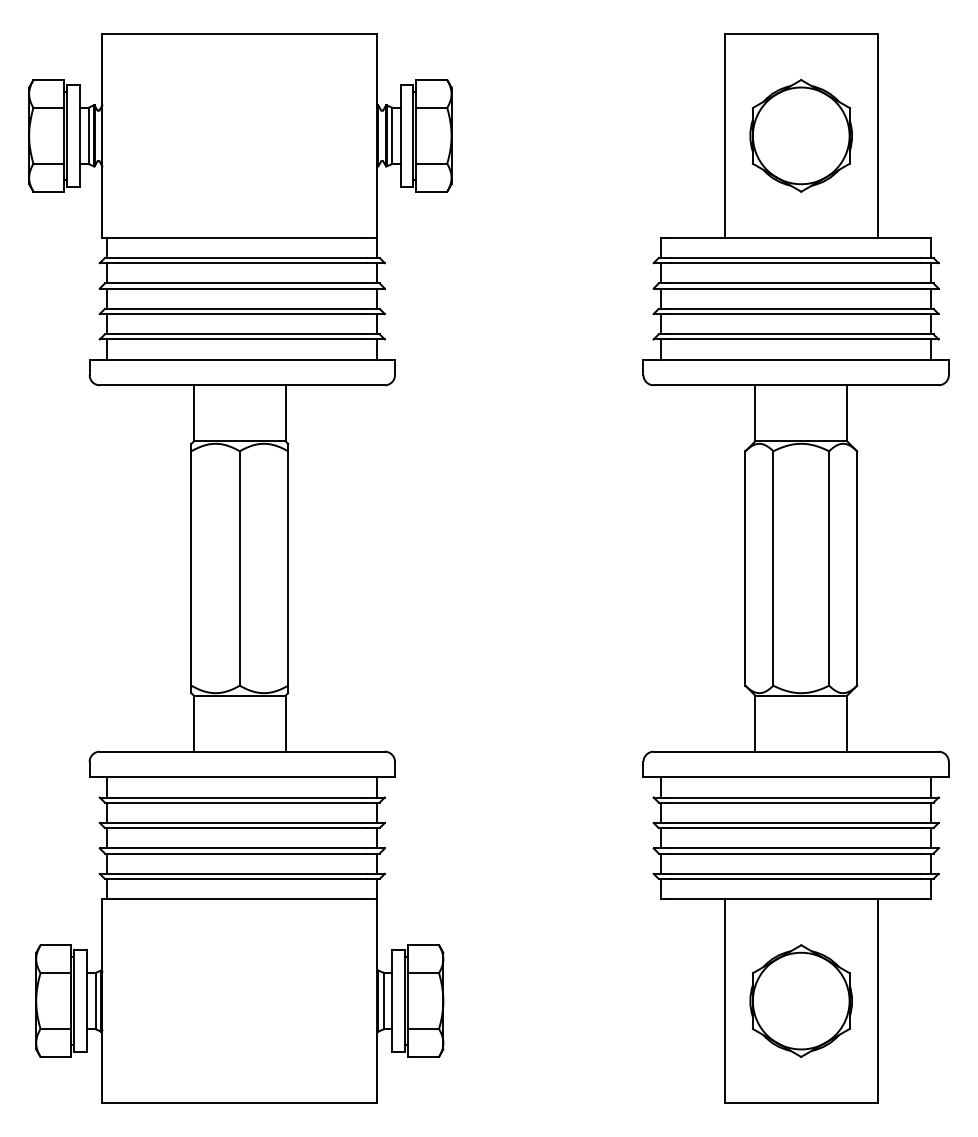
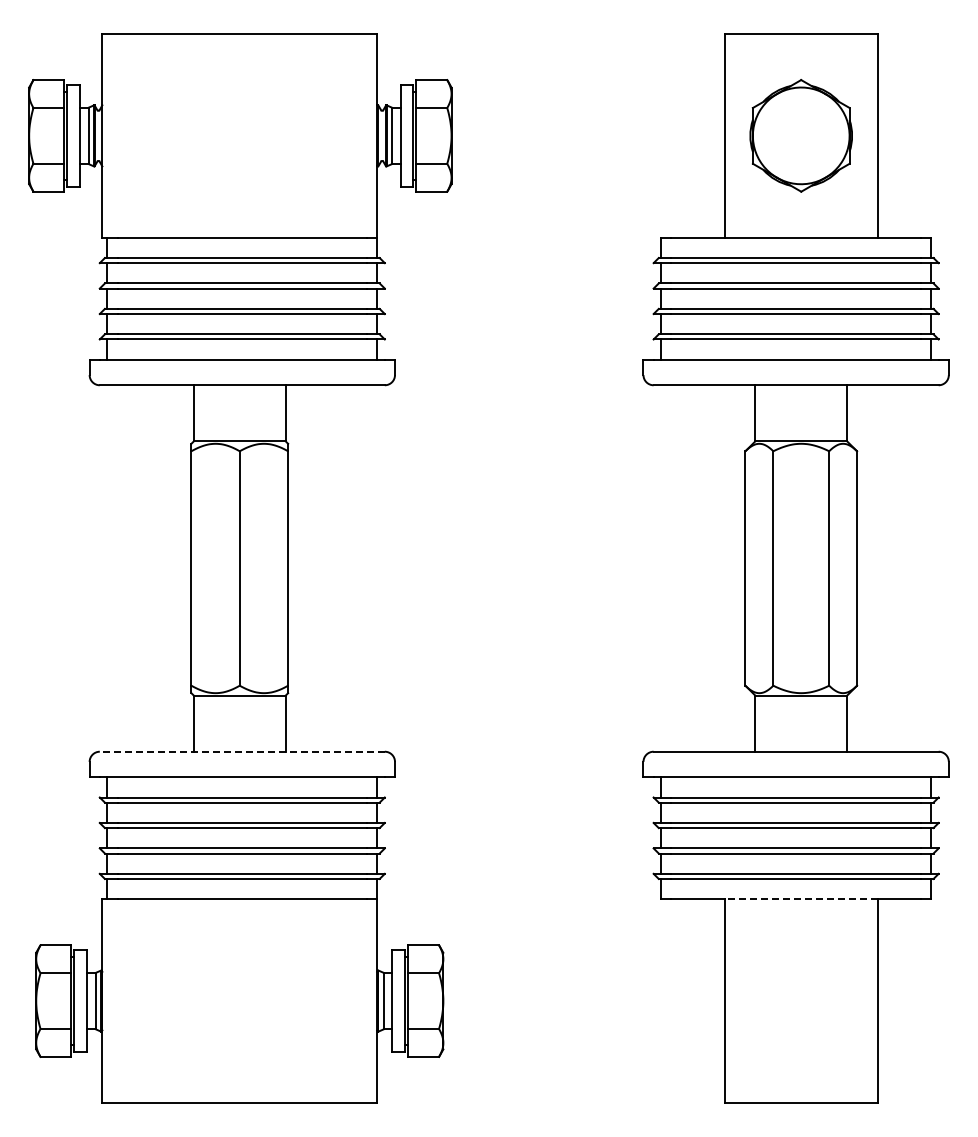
line: solid -> dashed (242, 751)
line: solid -> dashed (800, 899)
part: present -> none (800, 1000)
